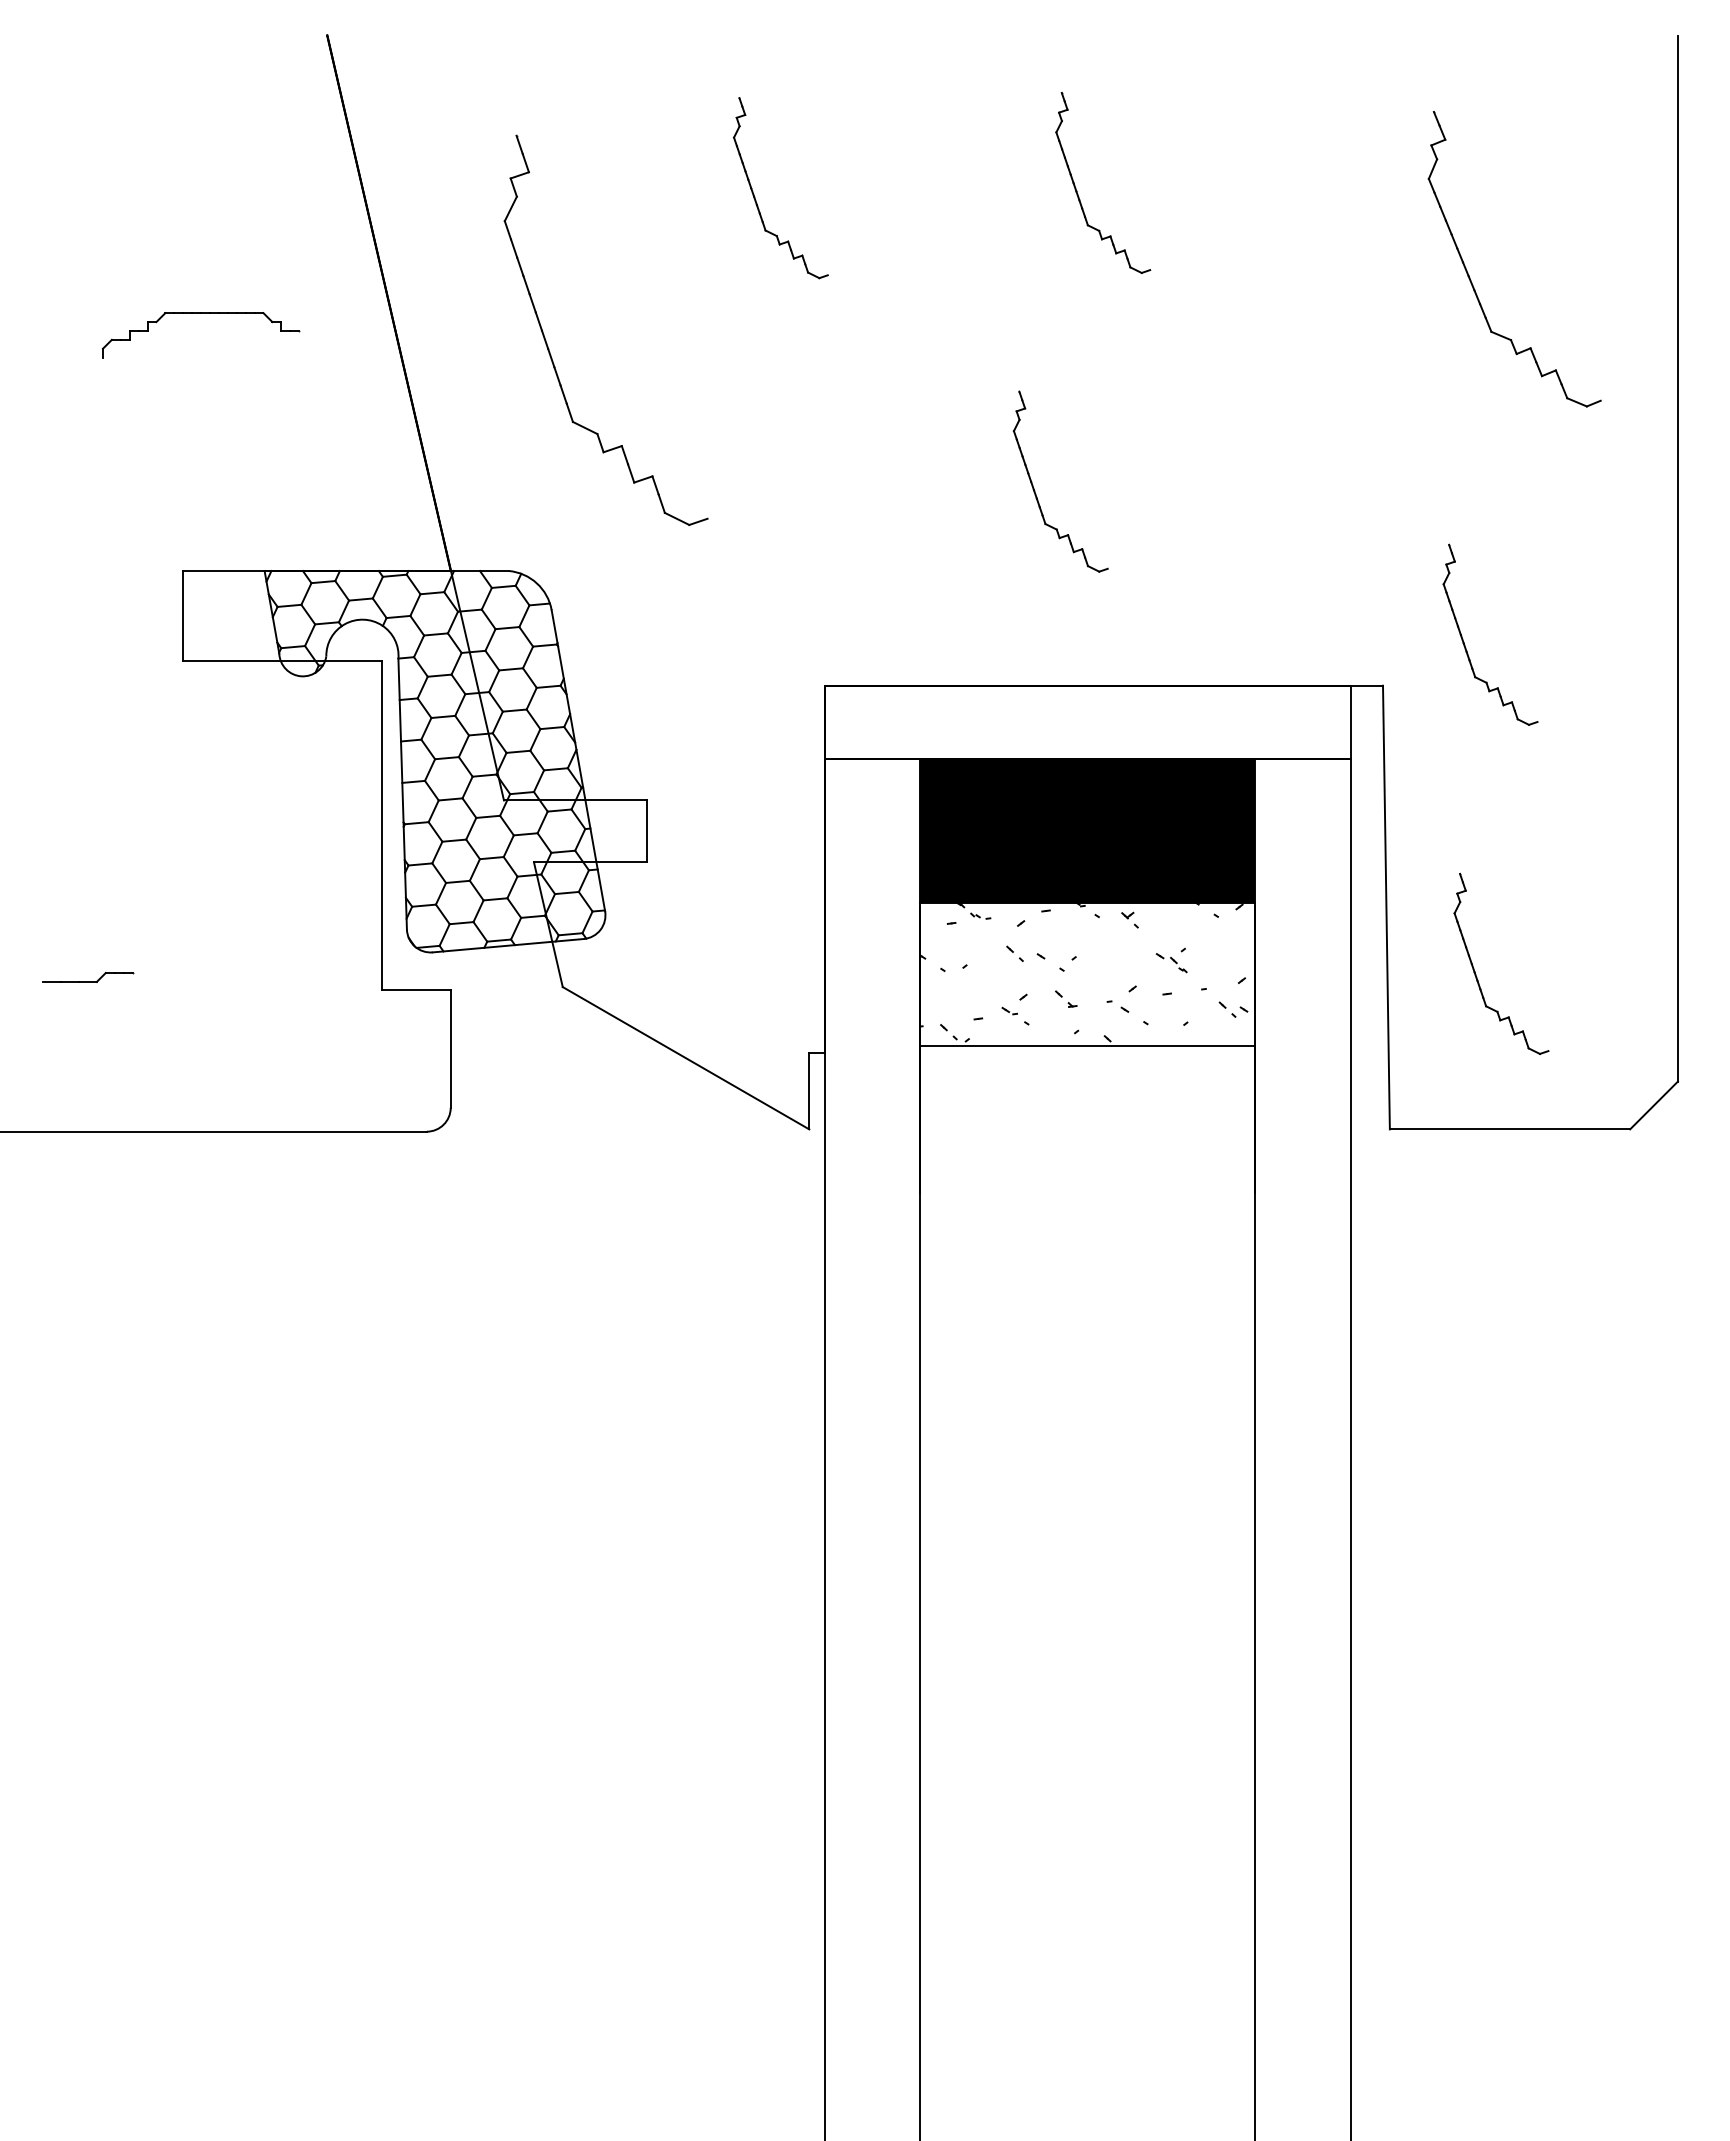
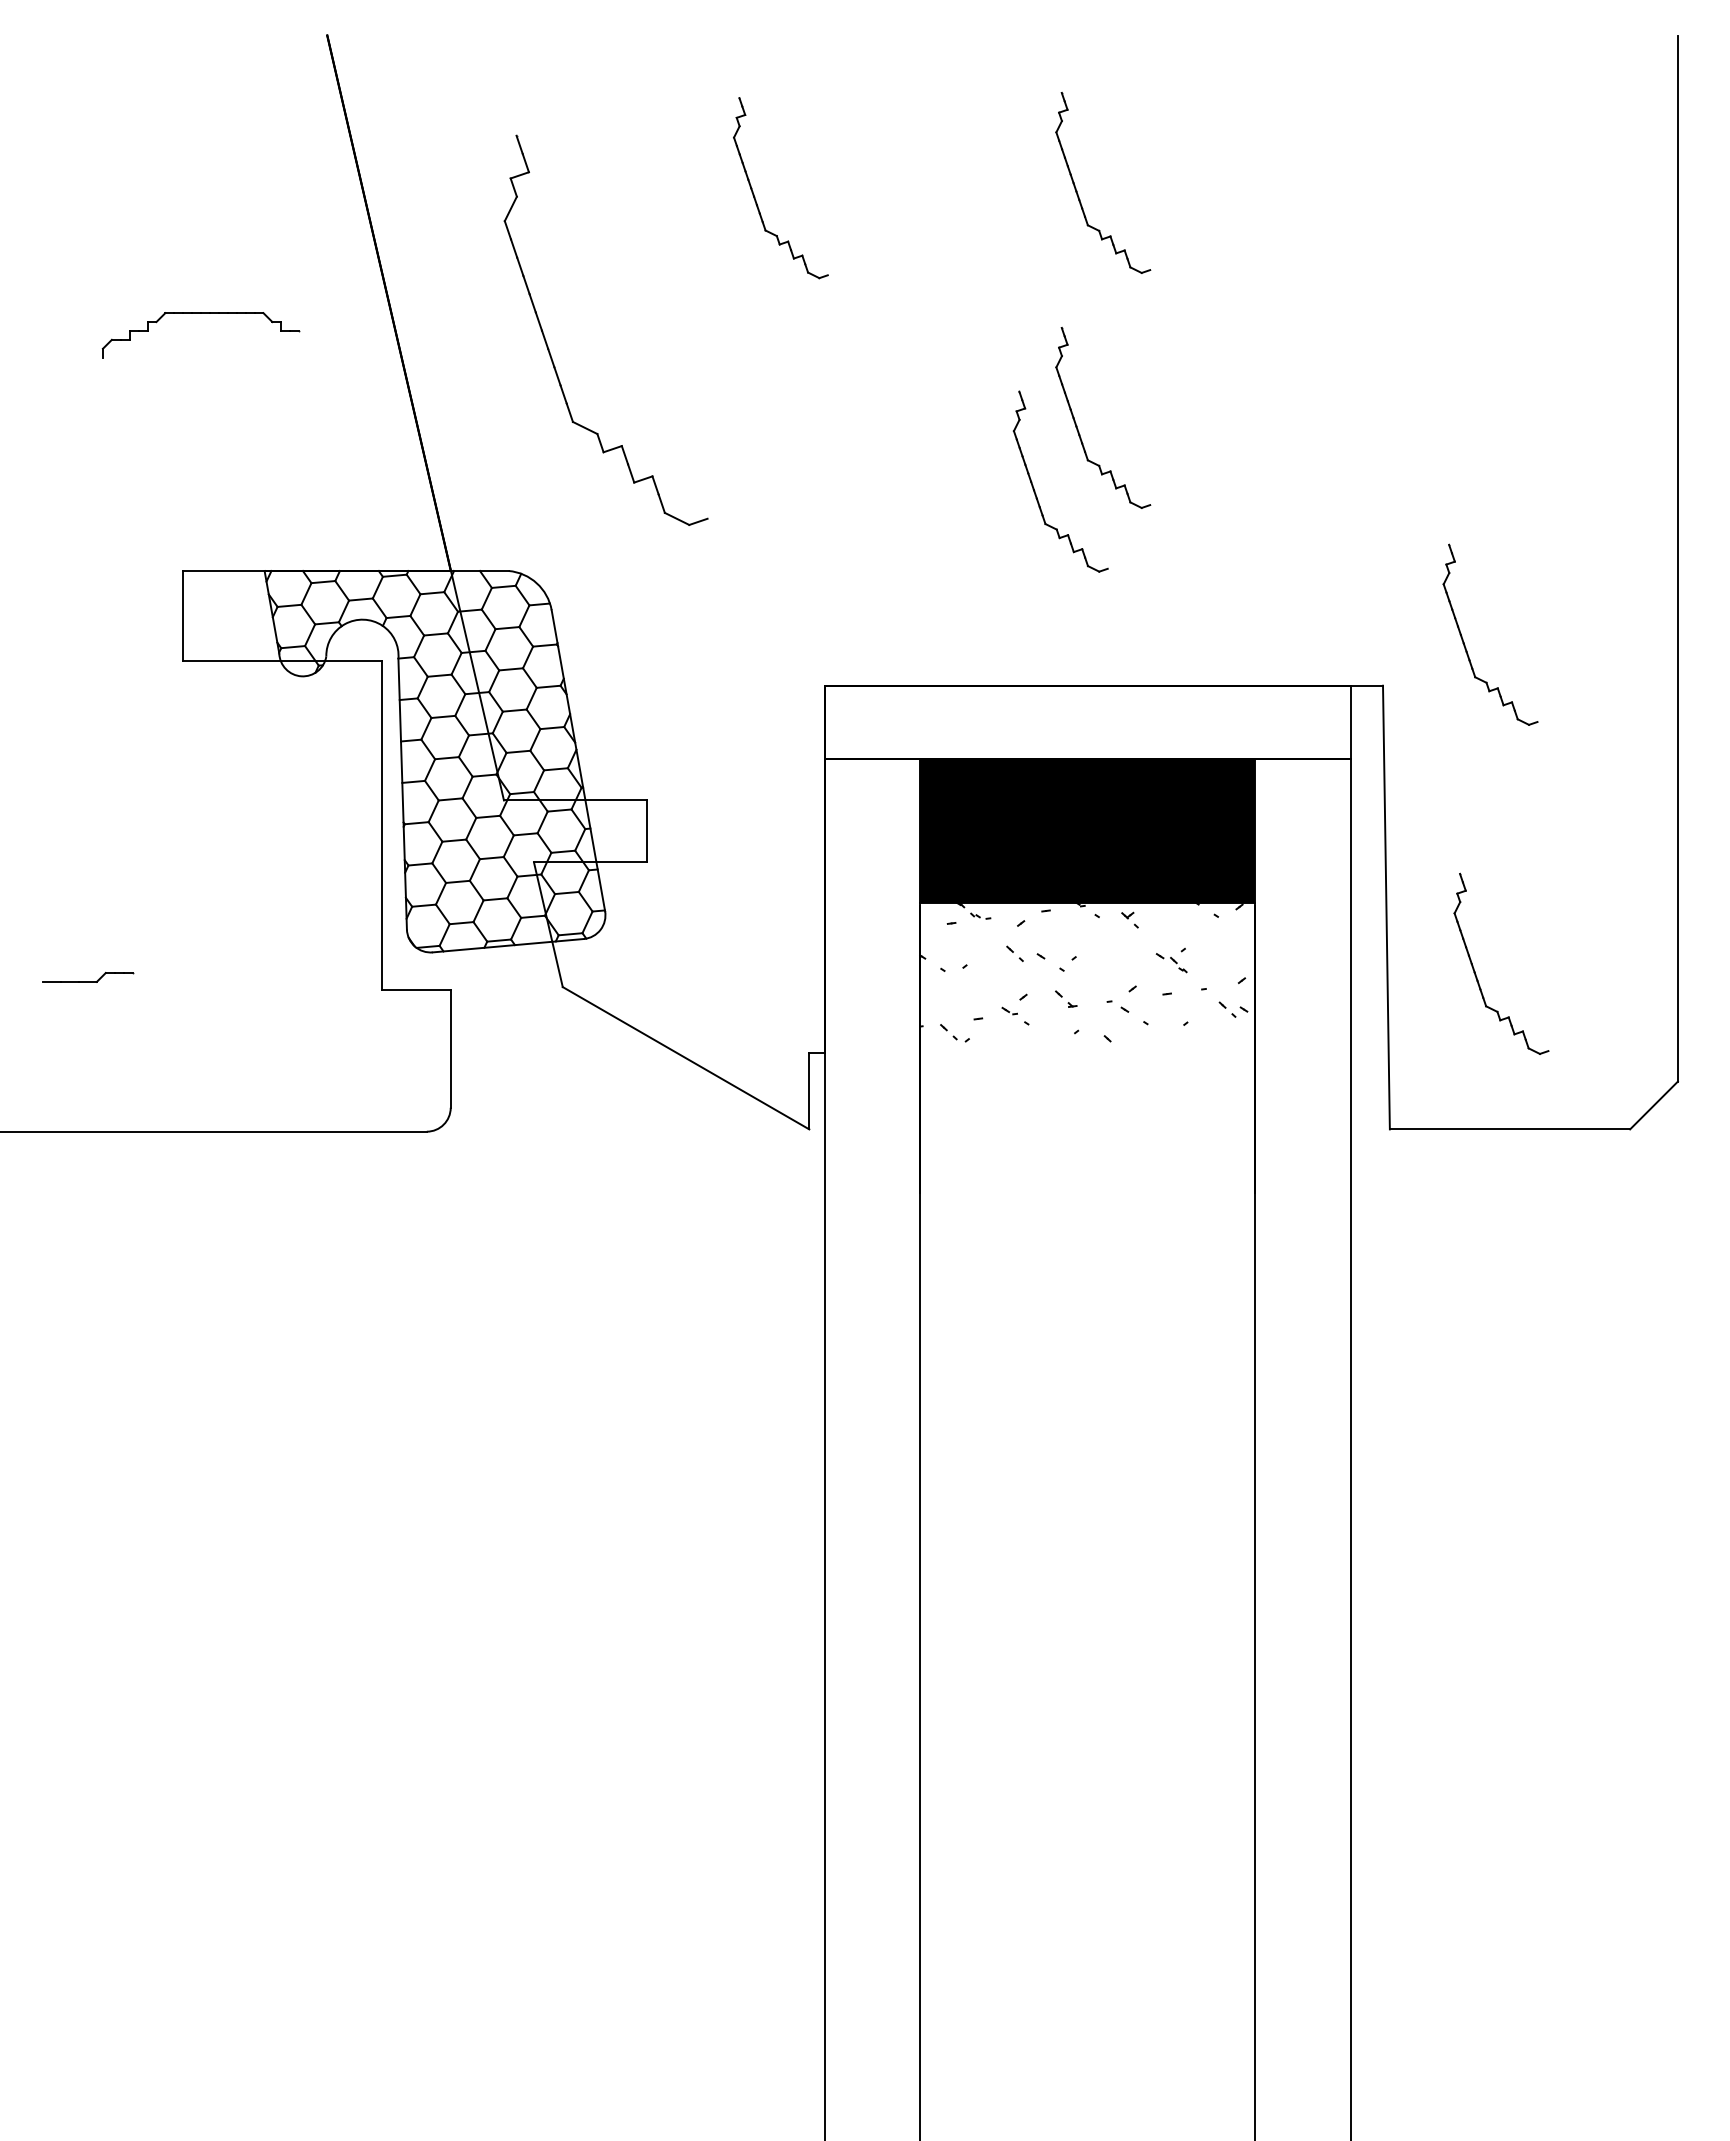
part: present -> none (1470, 277)
part: none -> present (1077, 425)
line: present -> none (1087, 1046)
